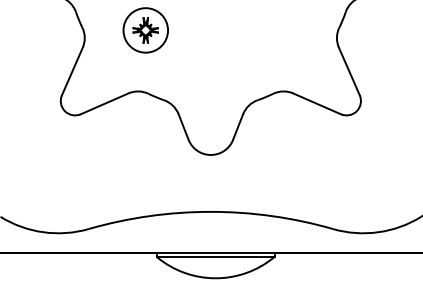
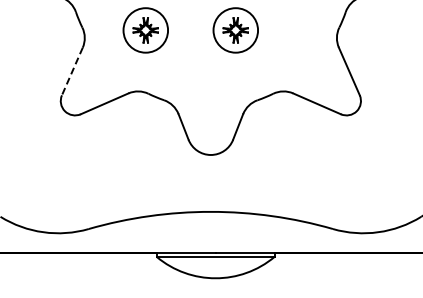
part: none -> present (235, 30)
line: solid -> dashed (72, 71)
